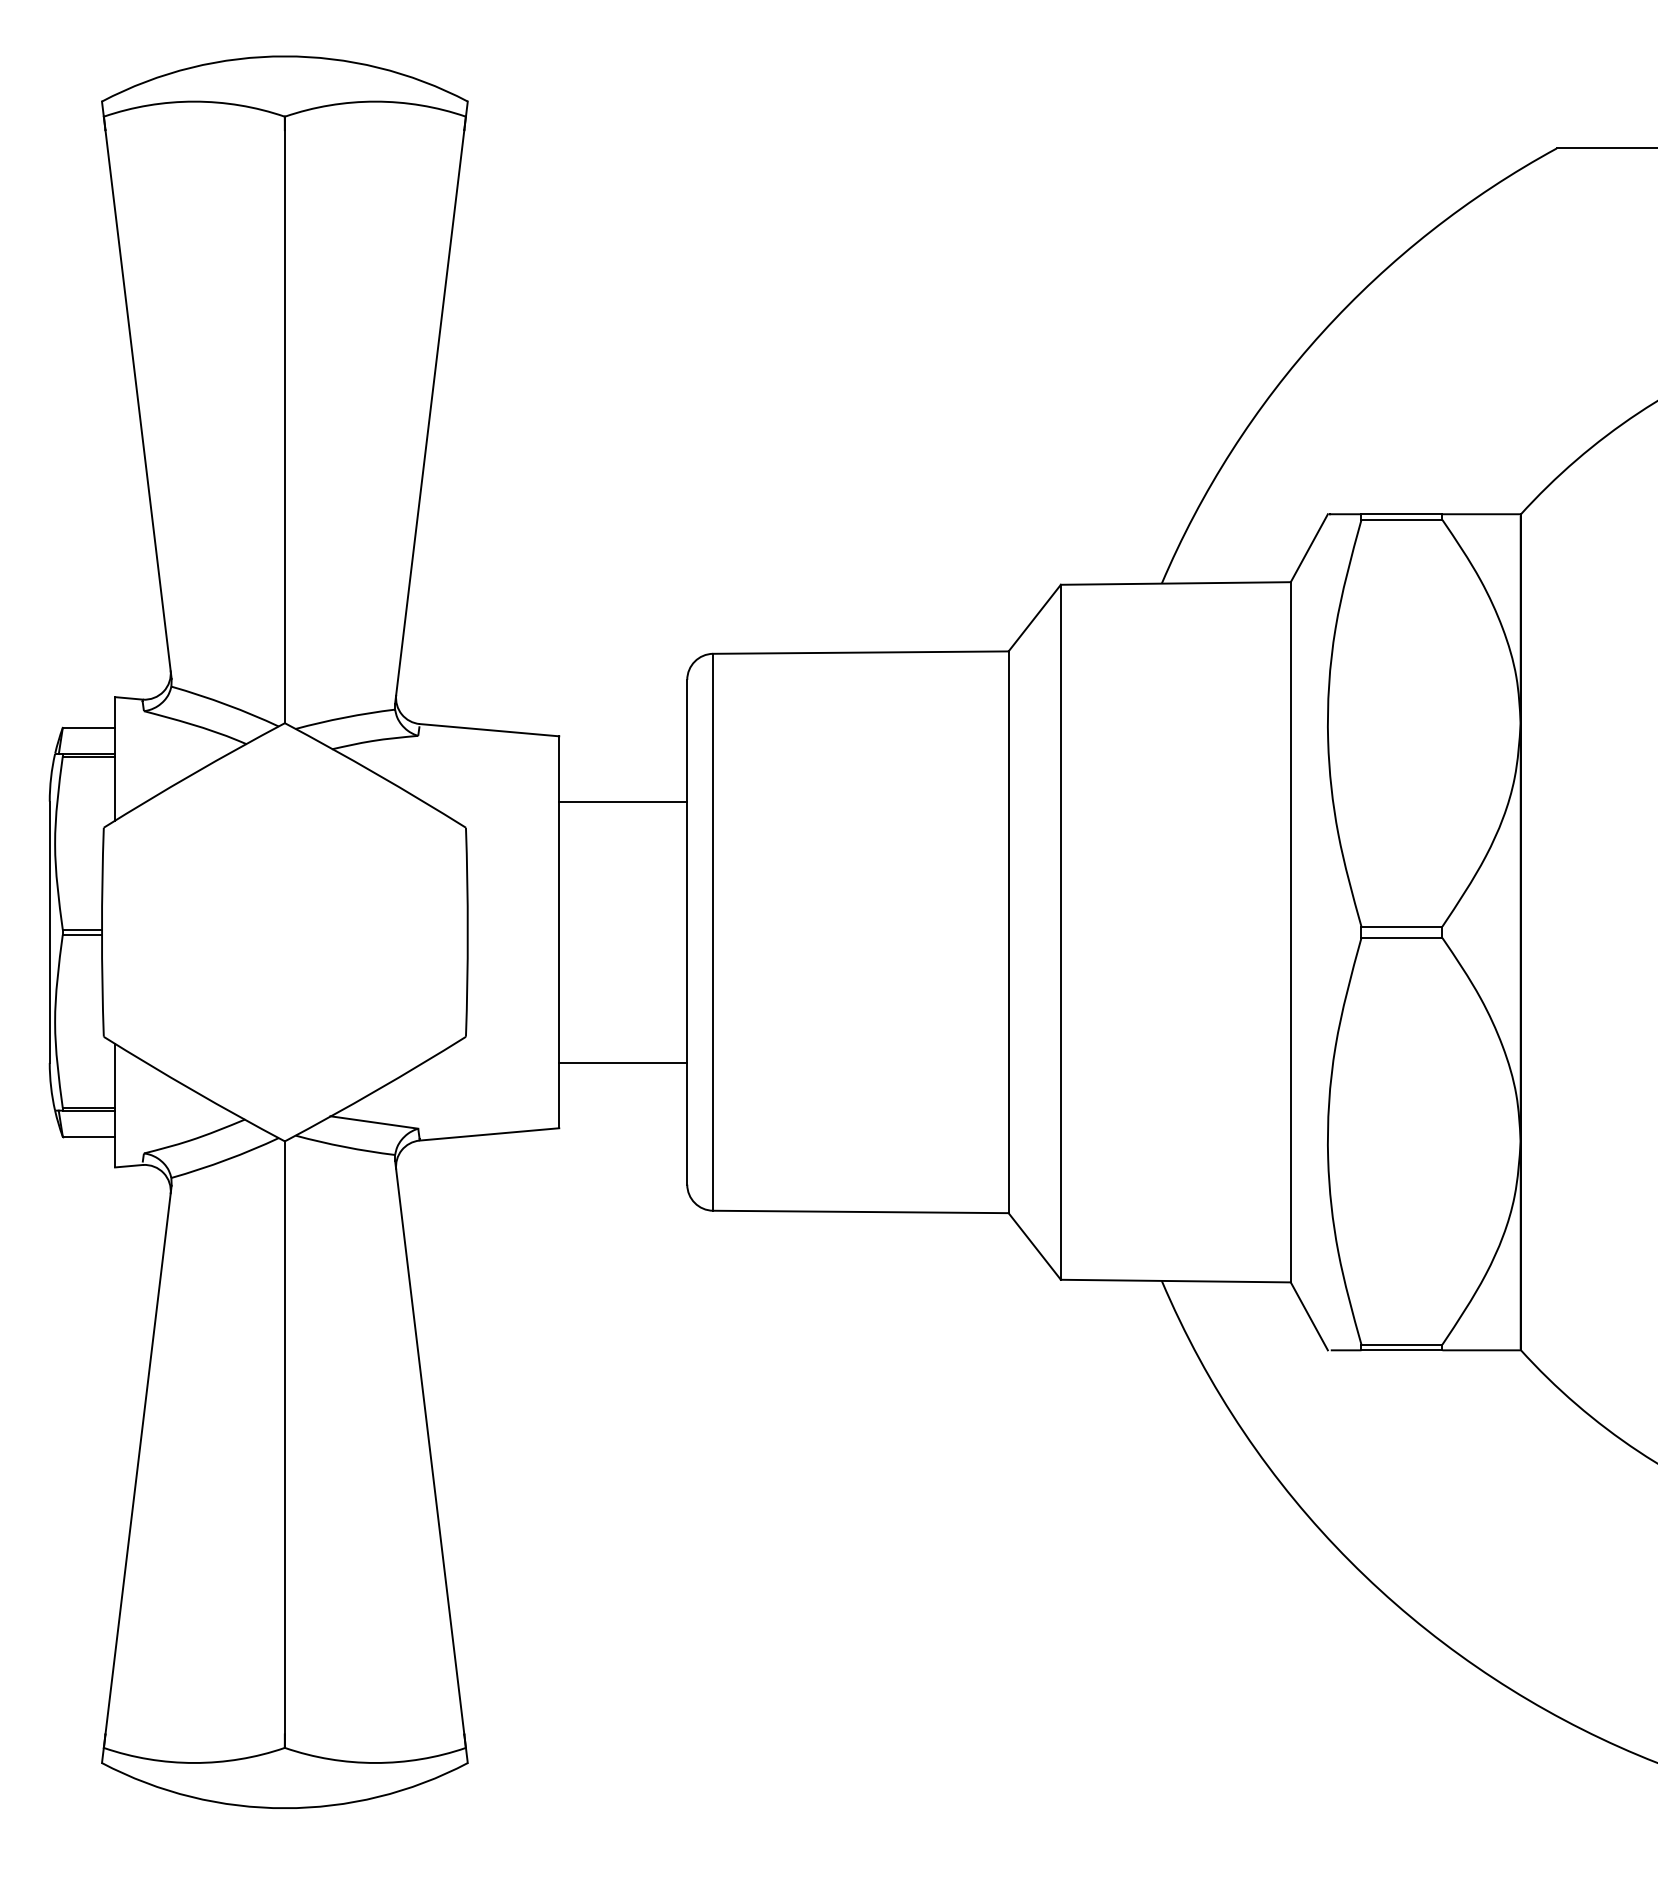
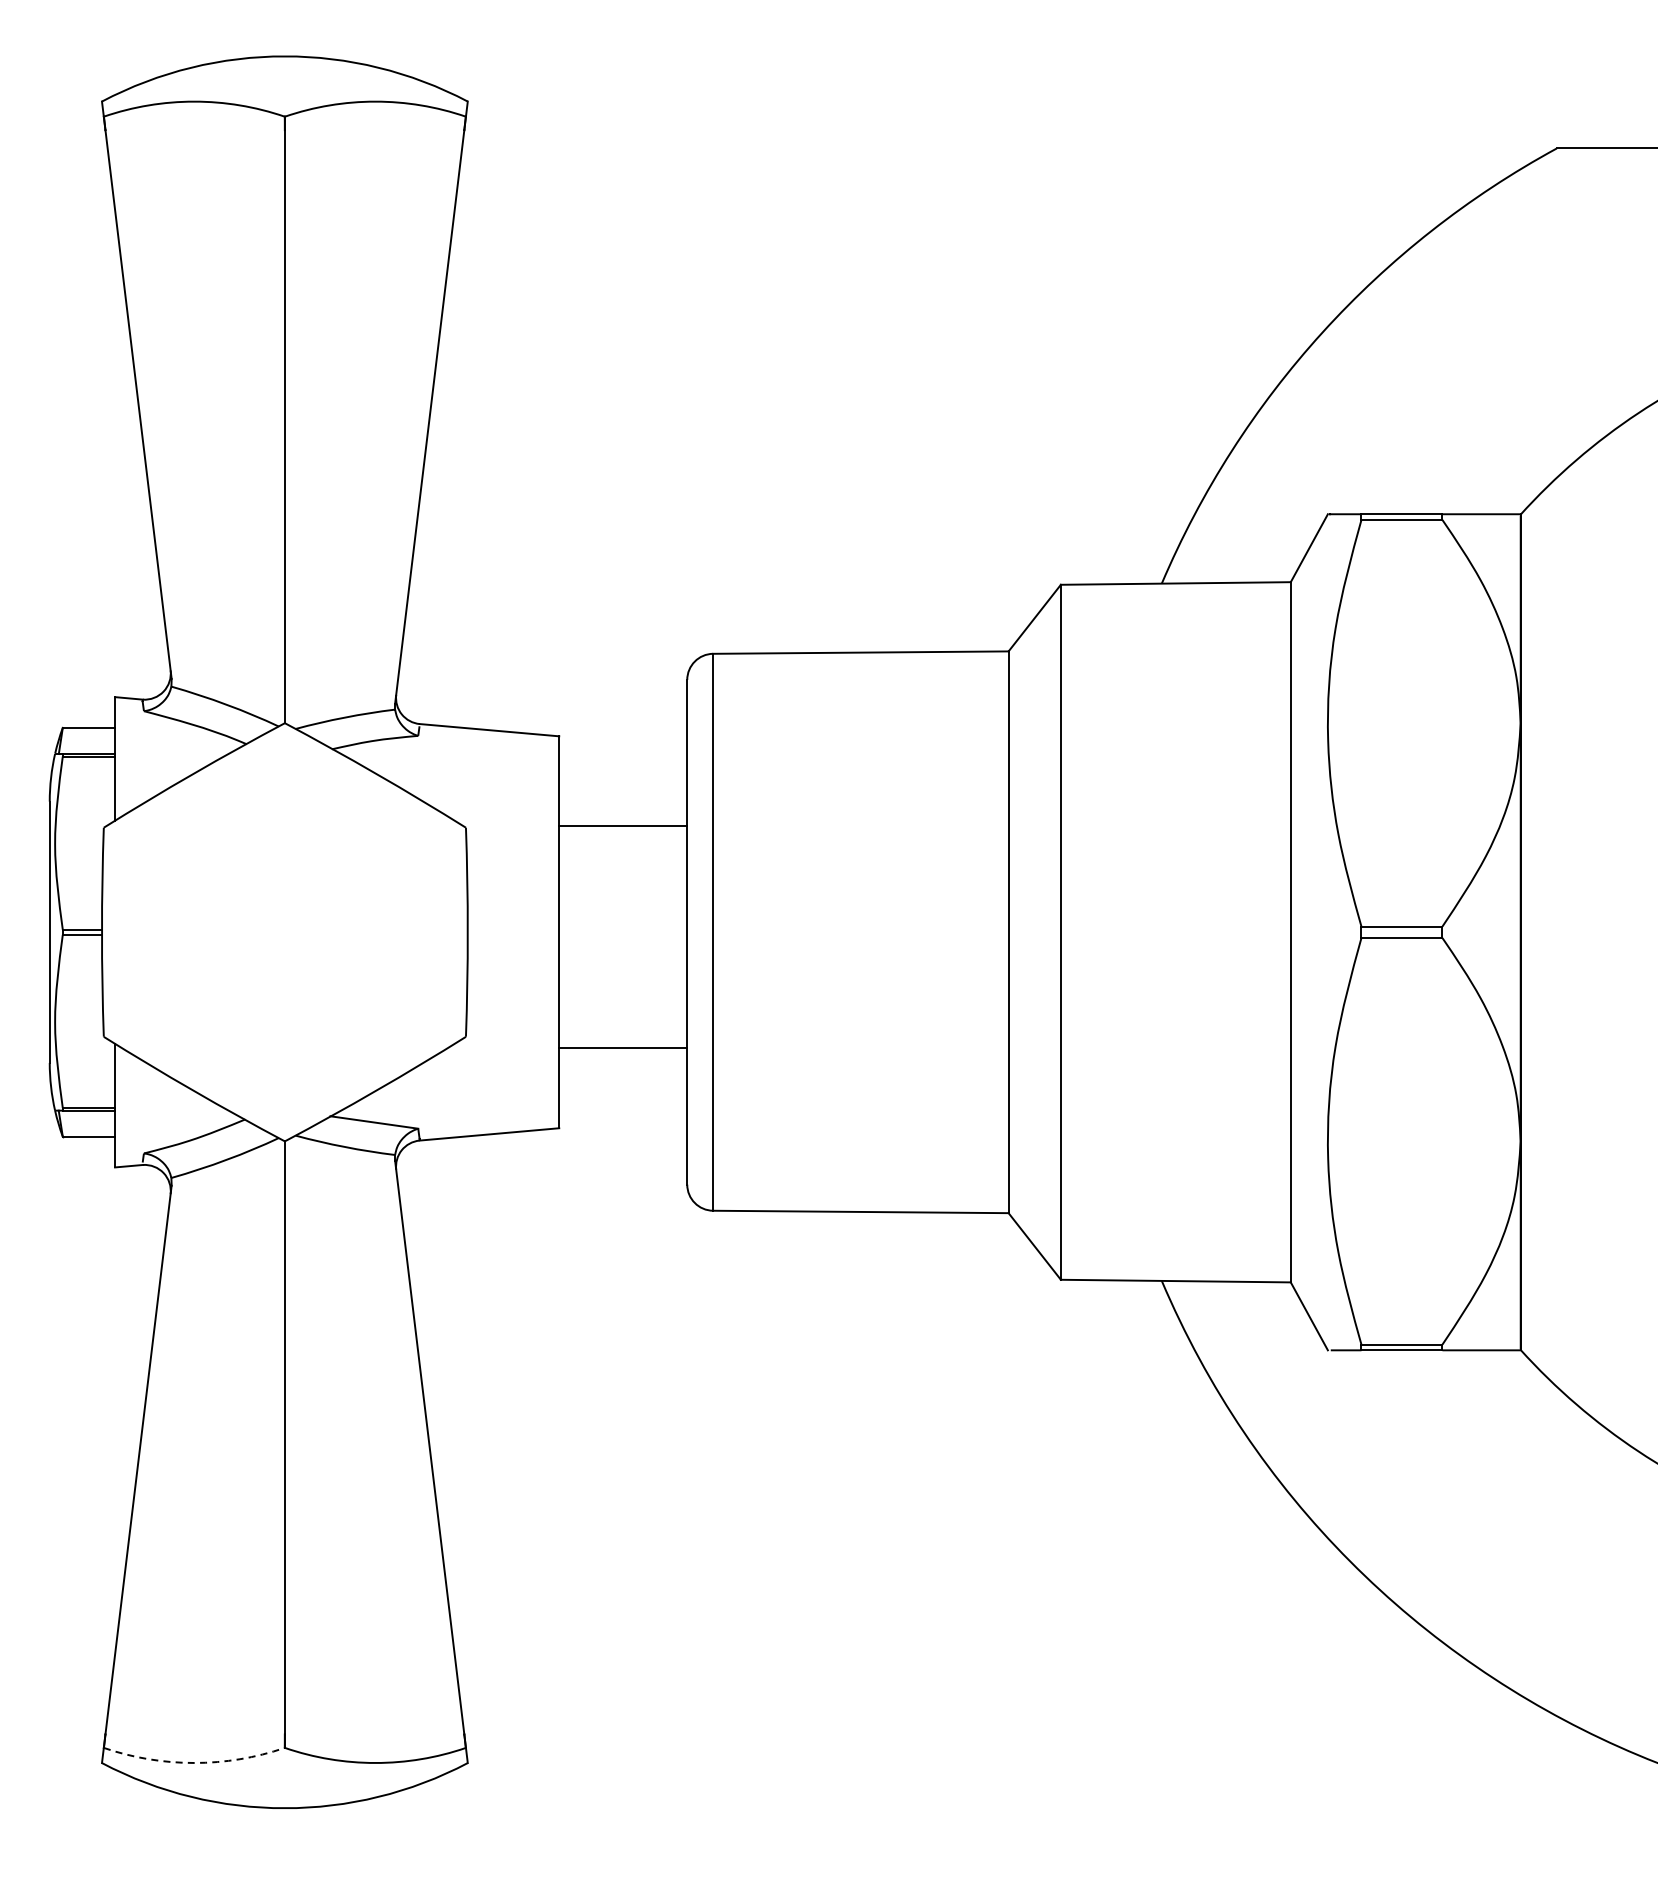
line position: (623, 801) -> (623, 825) (623, 825)
line position: (623, 1062) -> (623, 1047) (623, 1047)
arc: solid -> dashed (194, 1762)
